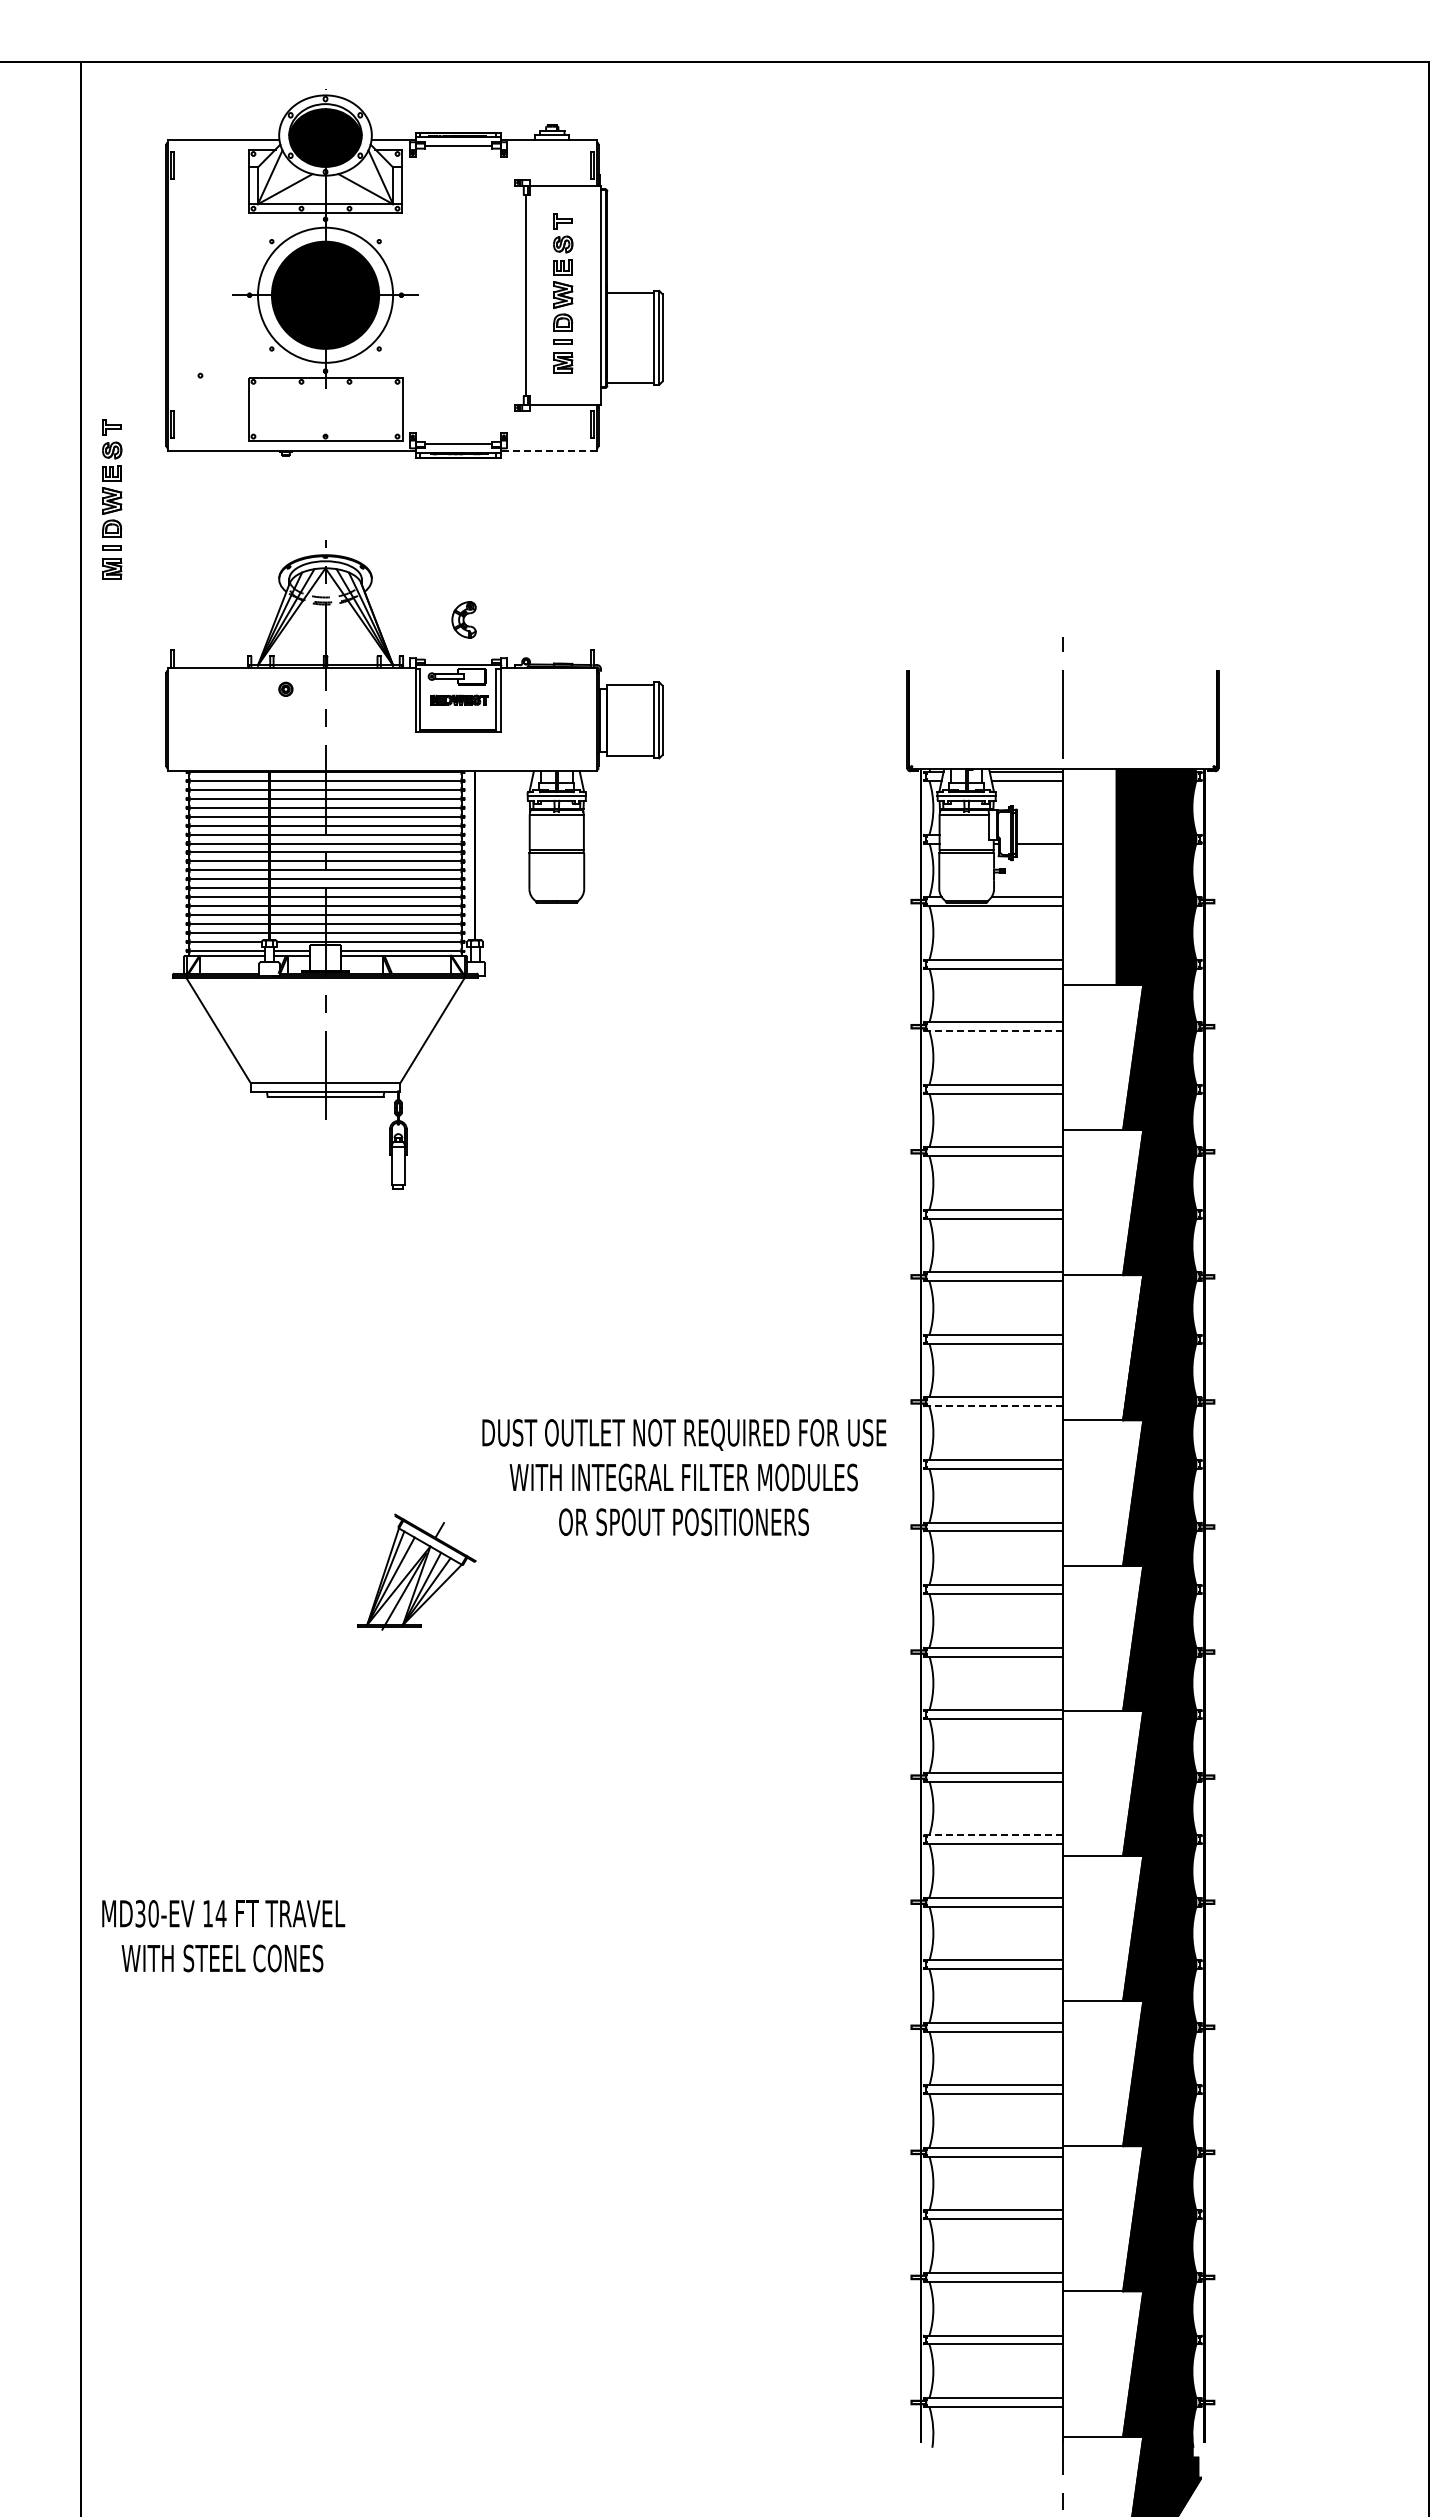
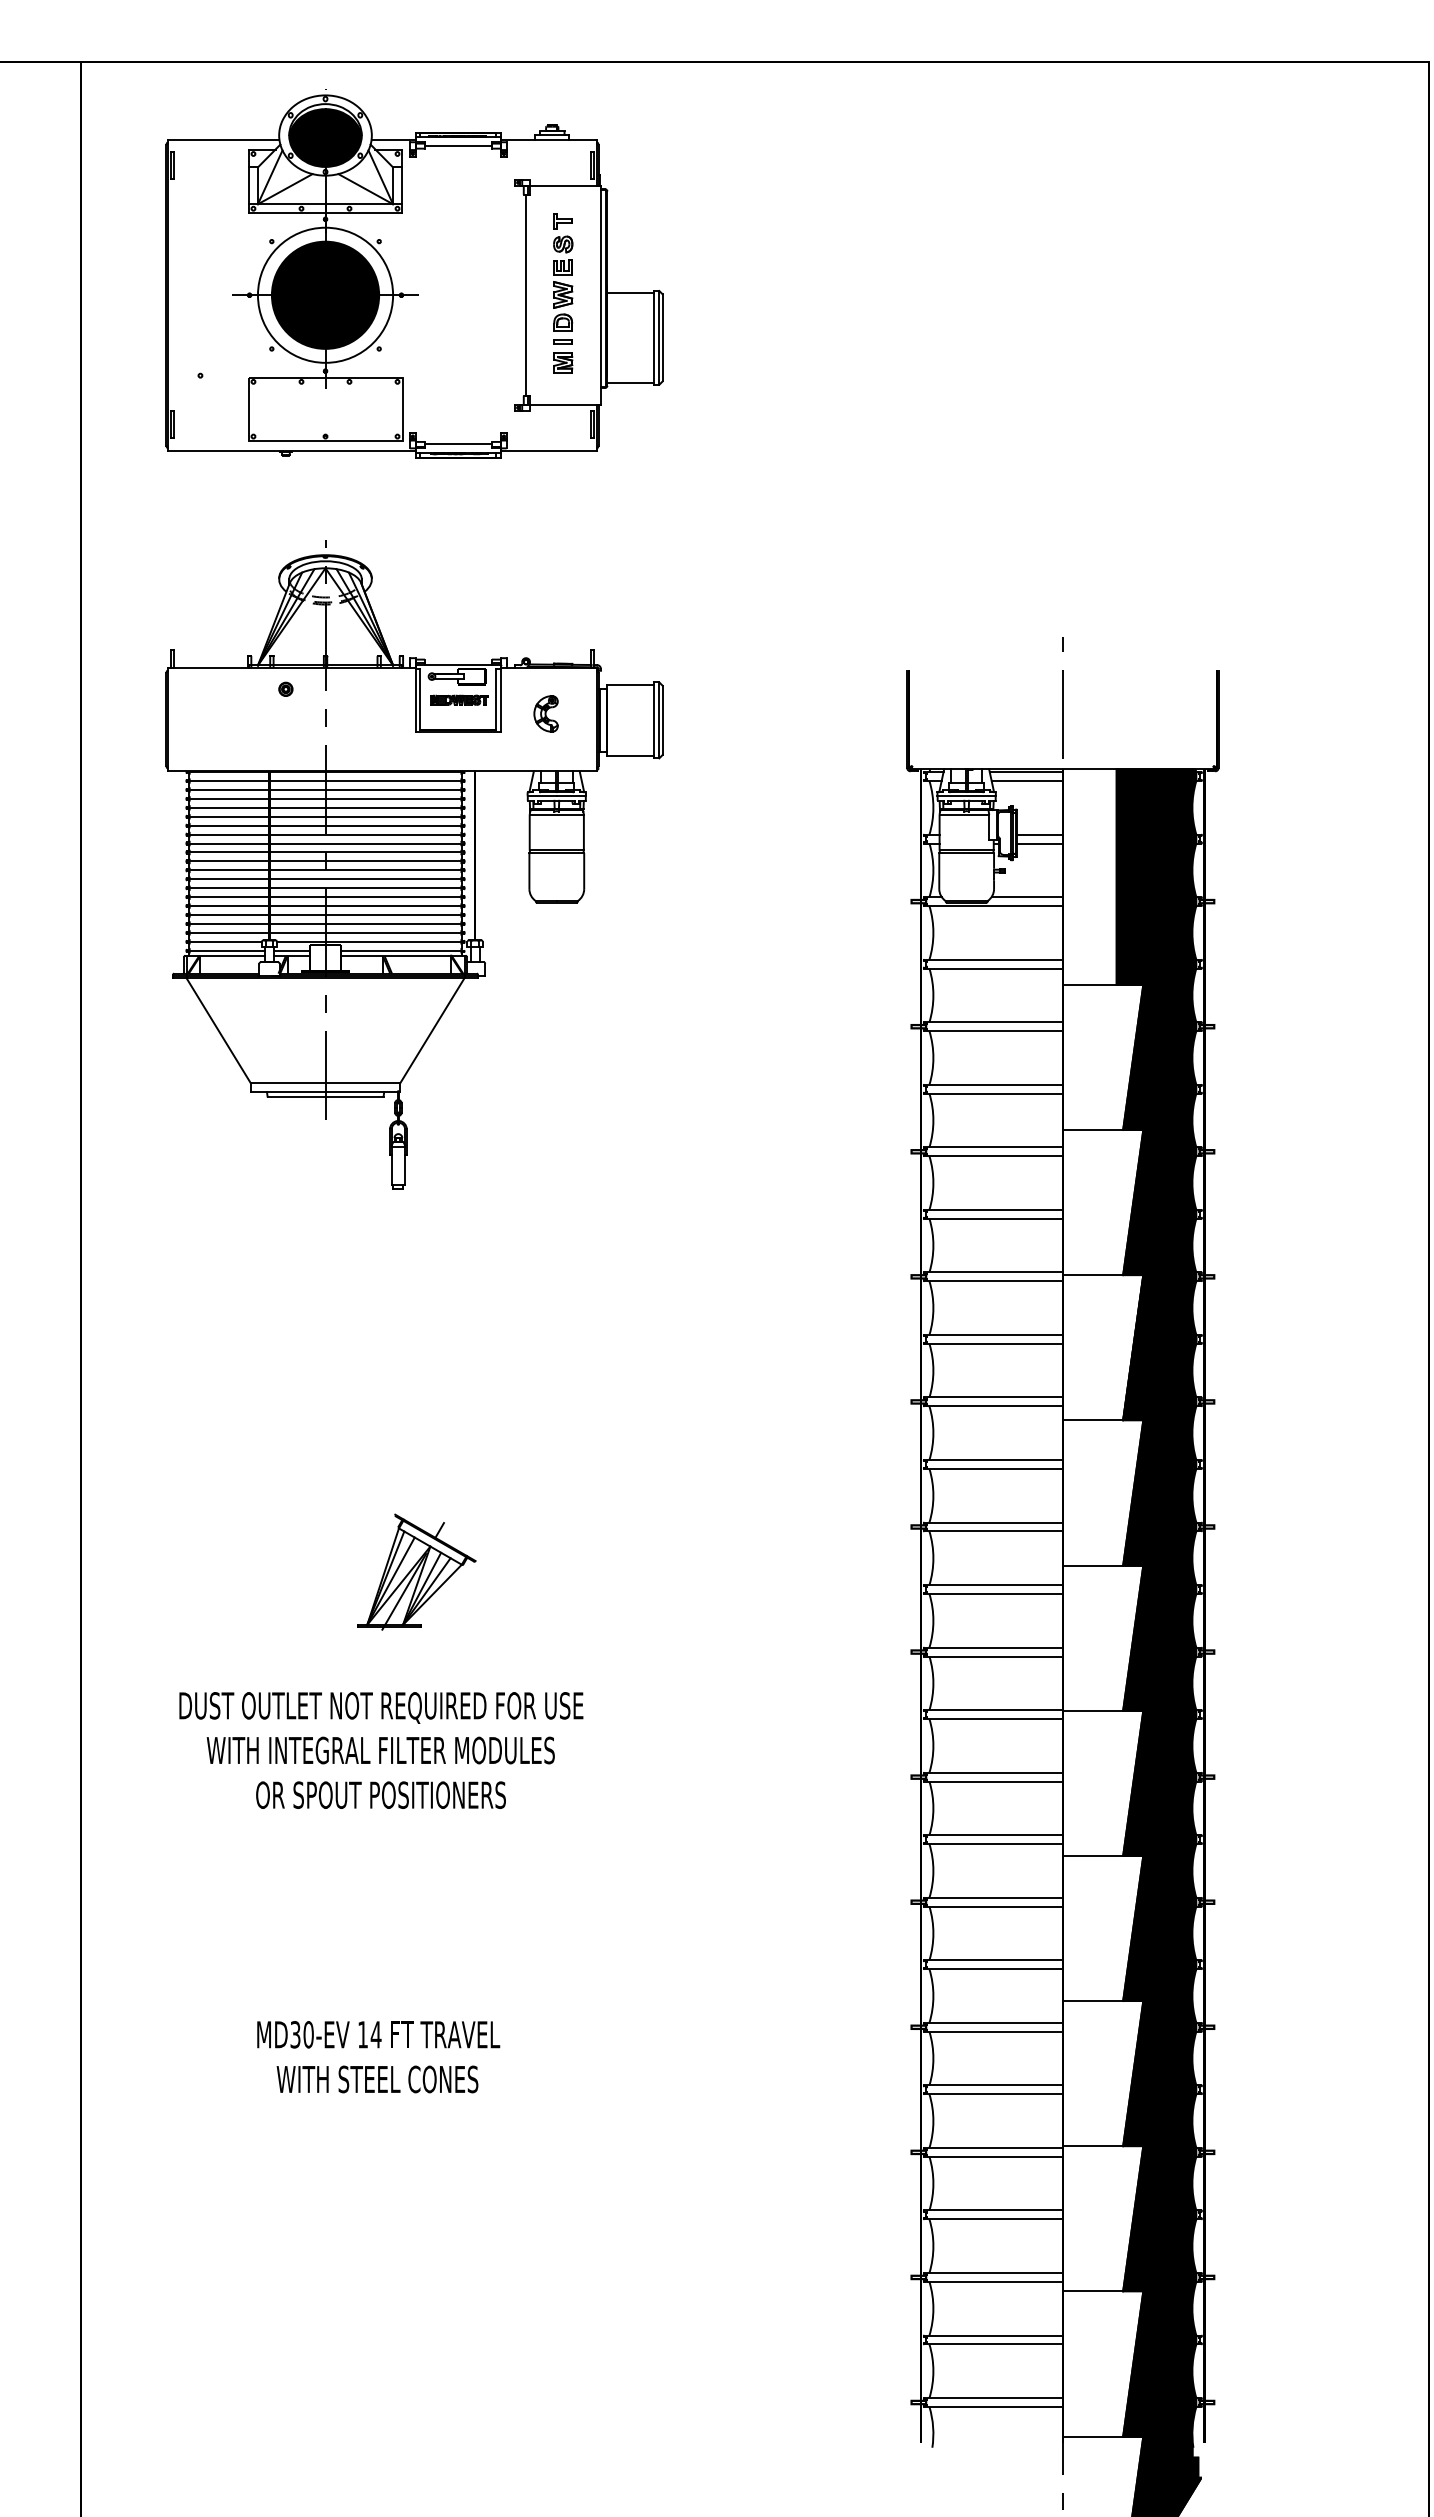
line: dashed -> solid (548, 451)
part: present -> none (112, 499)
part position: (463, 619) -> (545, 713) (545, 713)
line: none -> present (1039, 834)
line: dashed -> solid (994, 1031)
line: dashed -> solid (994, 1406)
text position: (684, 1477) -> (381, 1750) (381, 1750)
line: dashed -> solid (994, 1835)
text position: (223, 1936) -> (378, 2057) (378, 2057)
